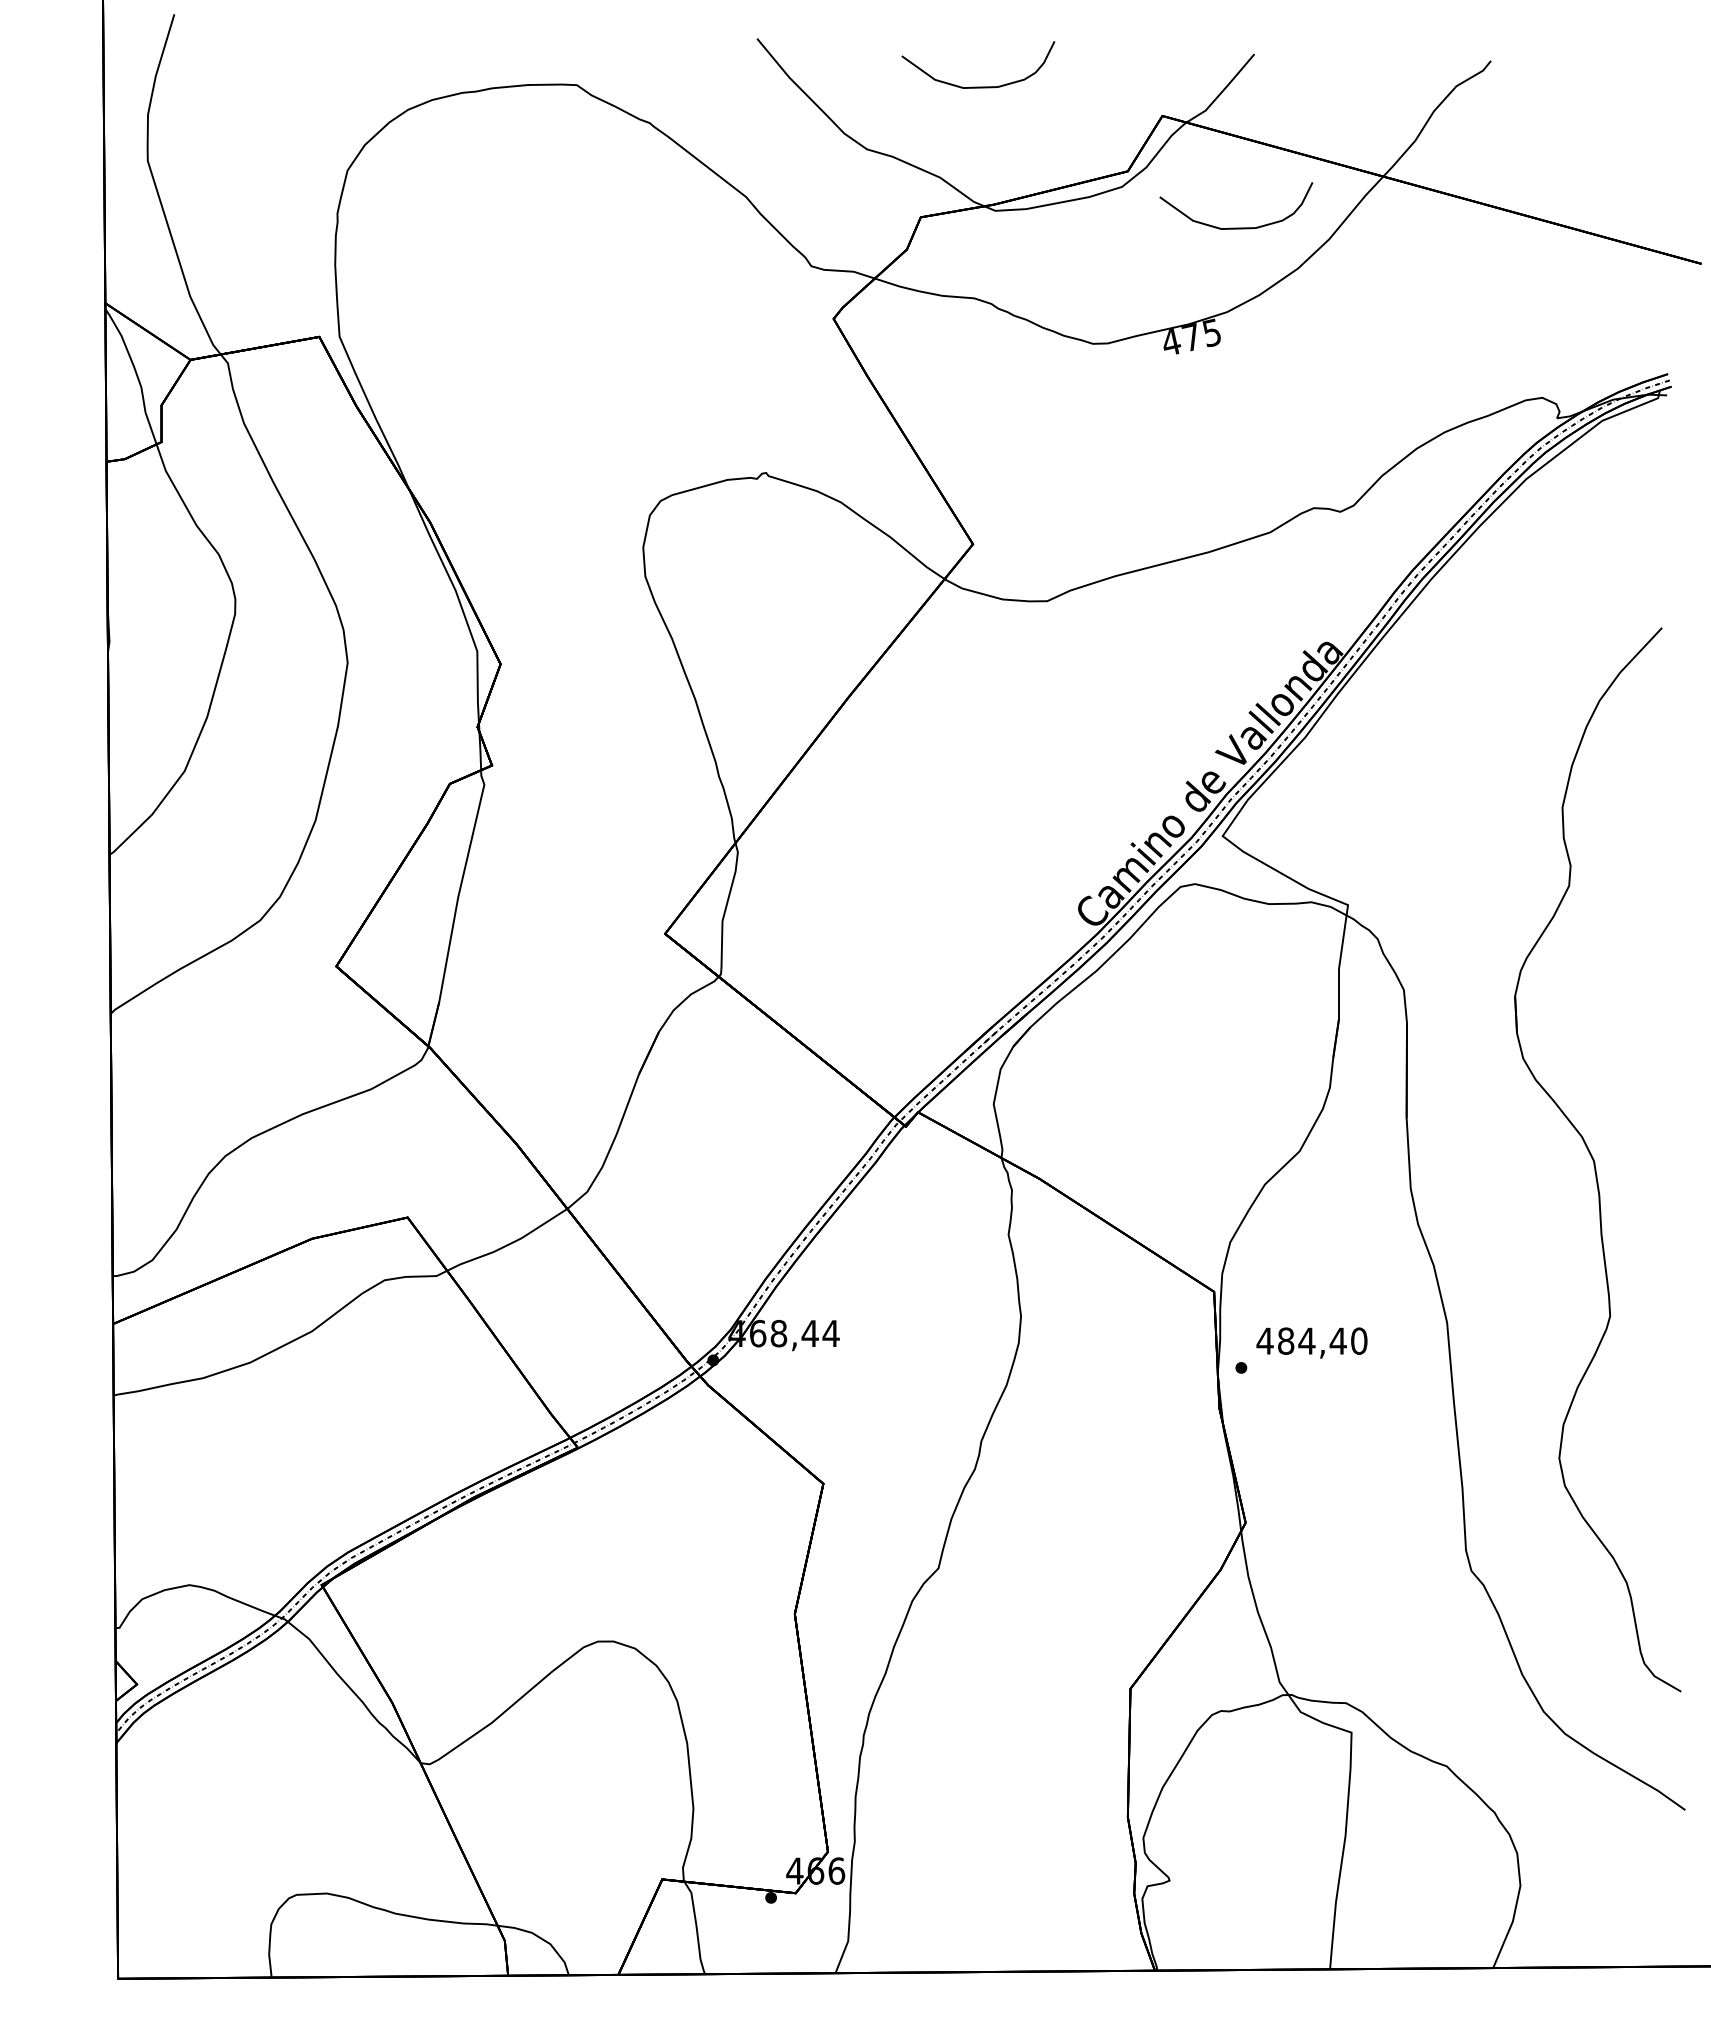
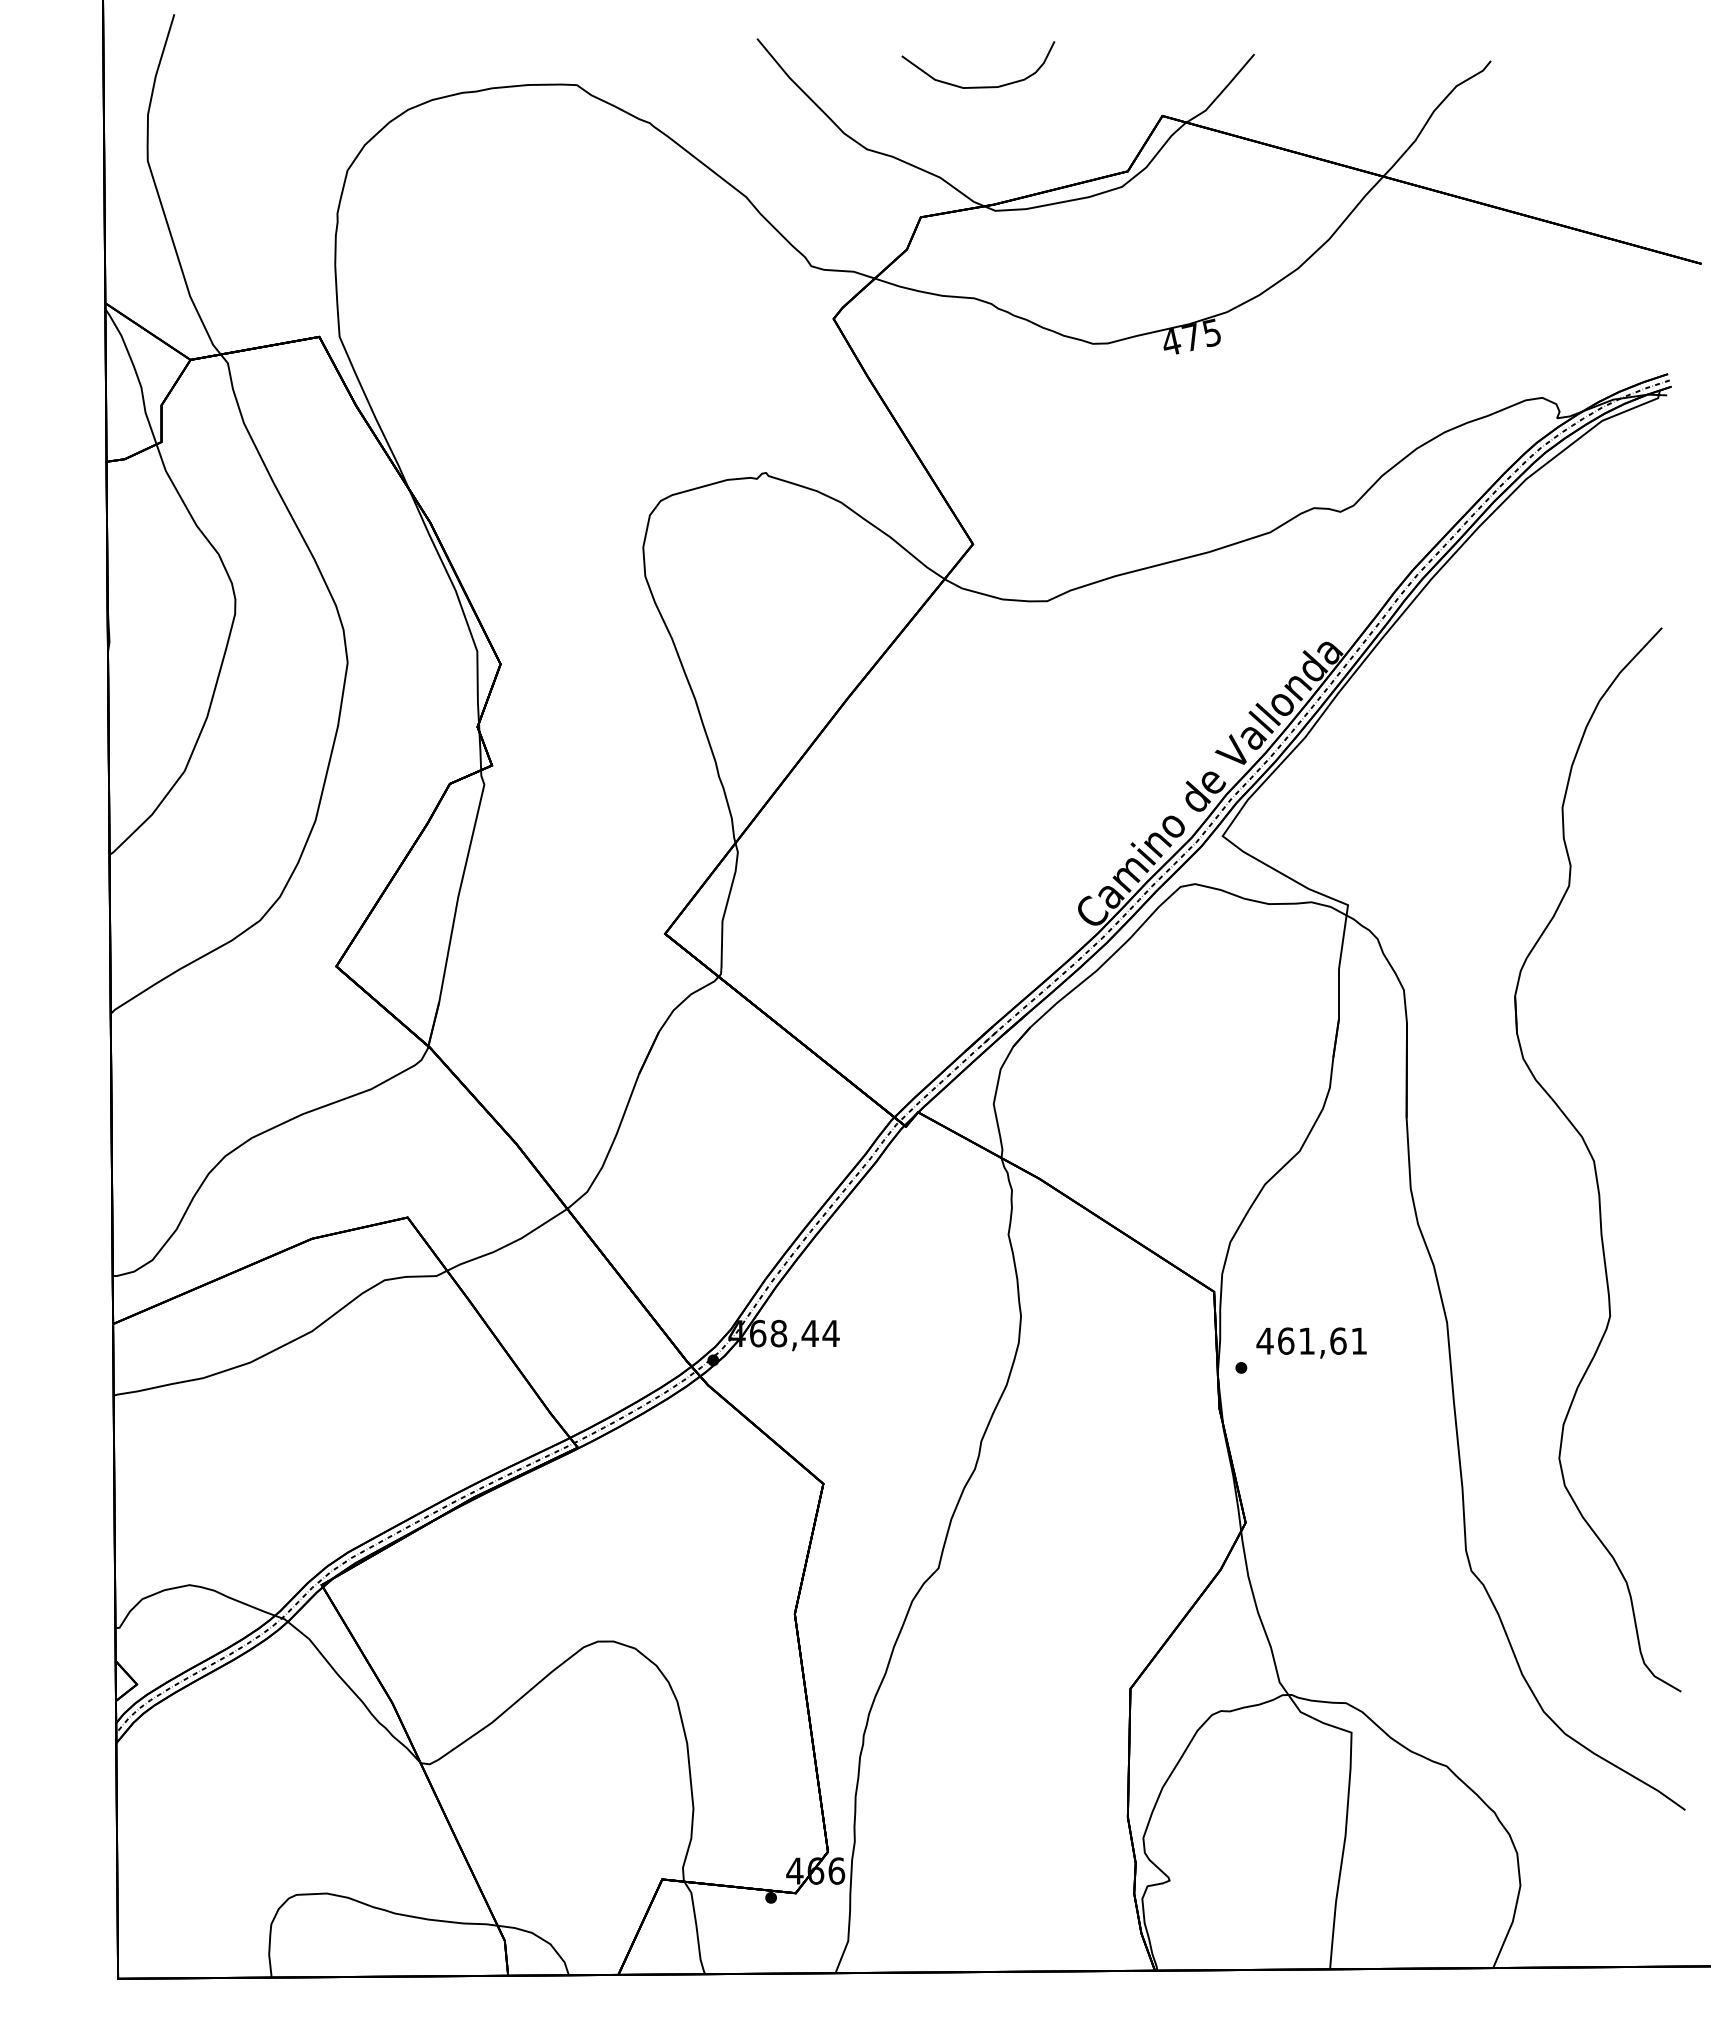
curve: present -> none (1236, 227)
text: 484,40 -> 461,61 (1322, 1340)
